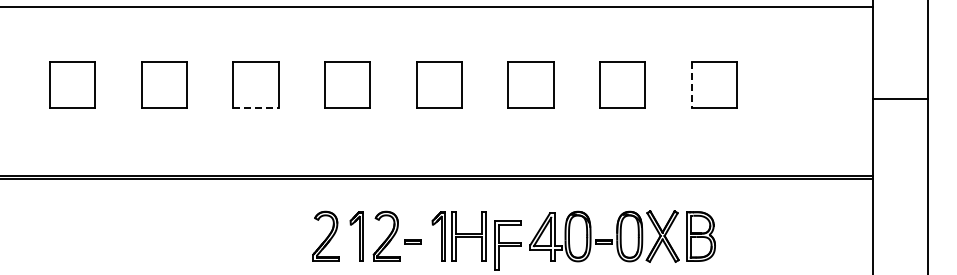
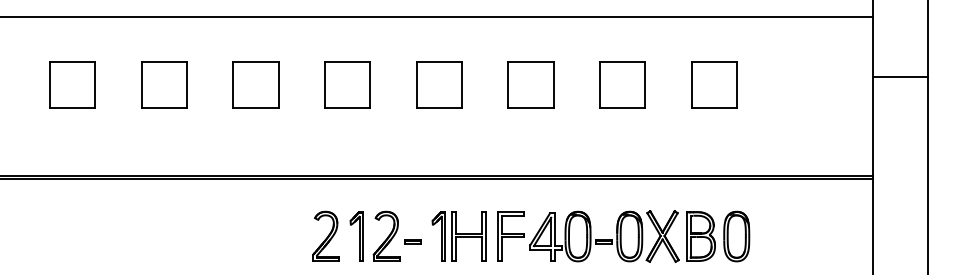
line position: (437, 6) -> (437, 16) (437, 16)
line: dashed -> solid (691, 85)
line position: (900, 98) -> (900, 76) (900, 76)
line: dashed -> solid (255, 107)
part: none -> present (736, 236)
part position: (507, 245) -> (510, 236) (510, 236)
